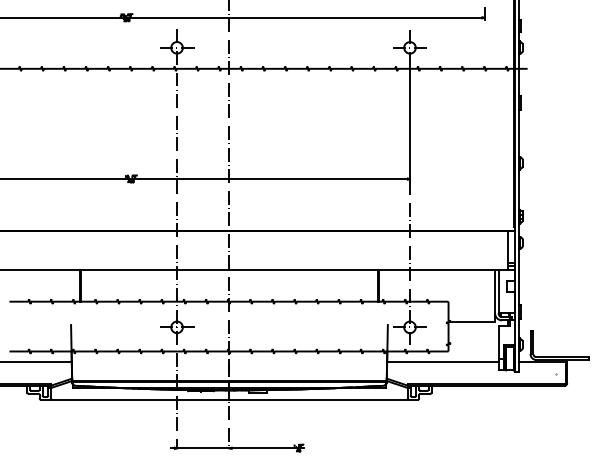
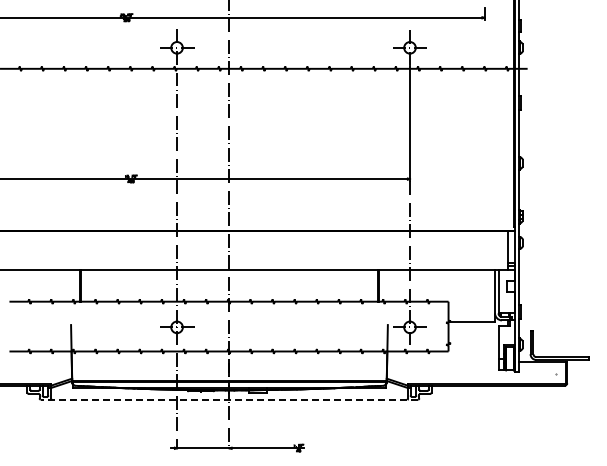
line: present -> none (36, 362)
line: present -> none (443, 362)
line: solid -> dashed (229, 399)
